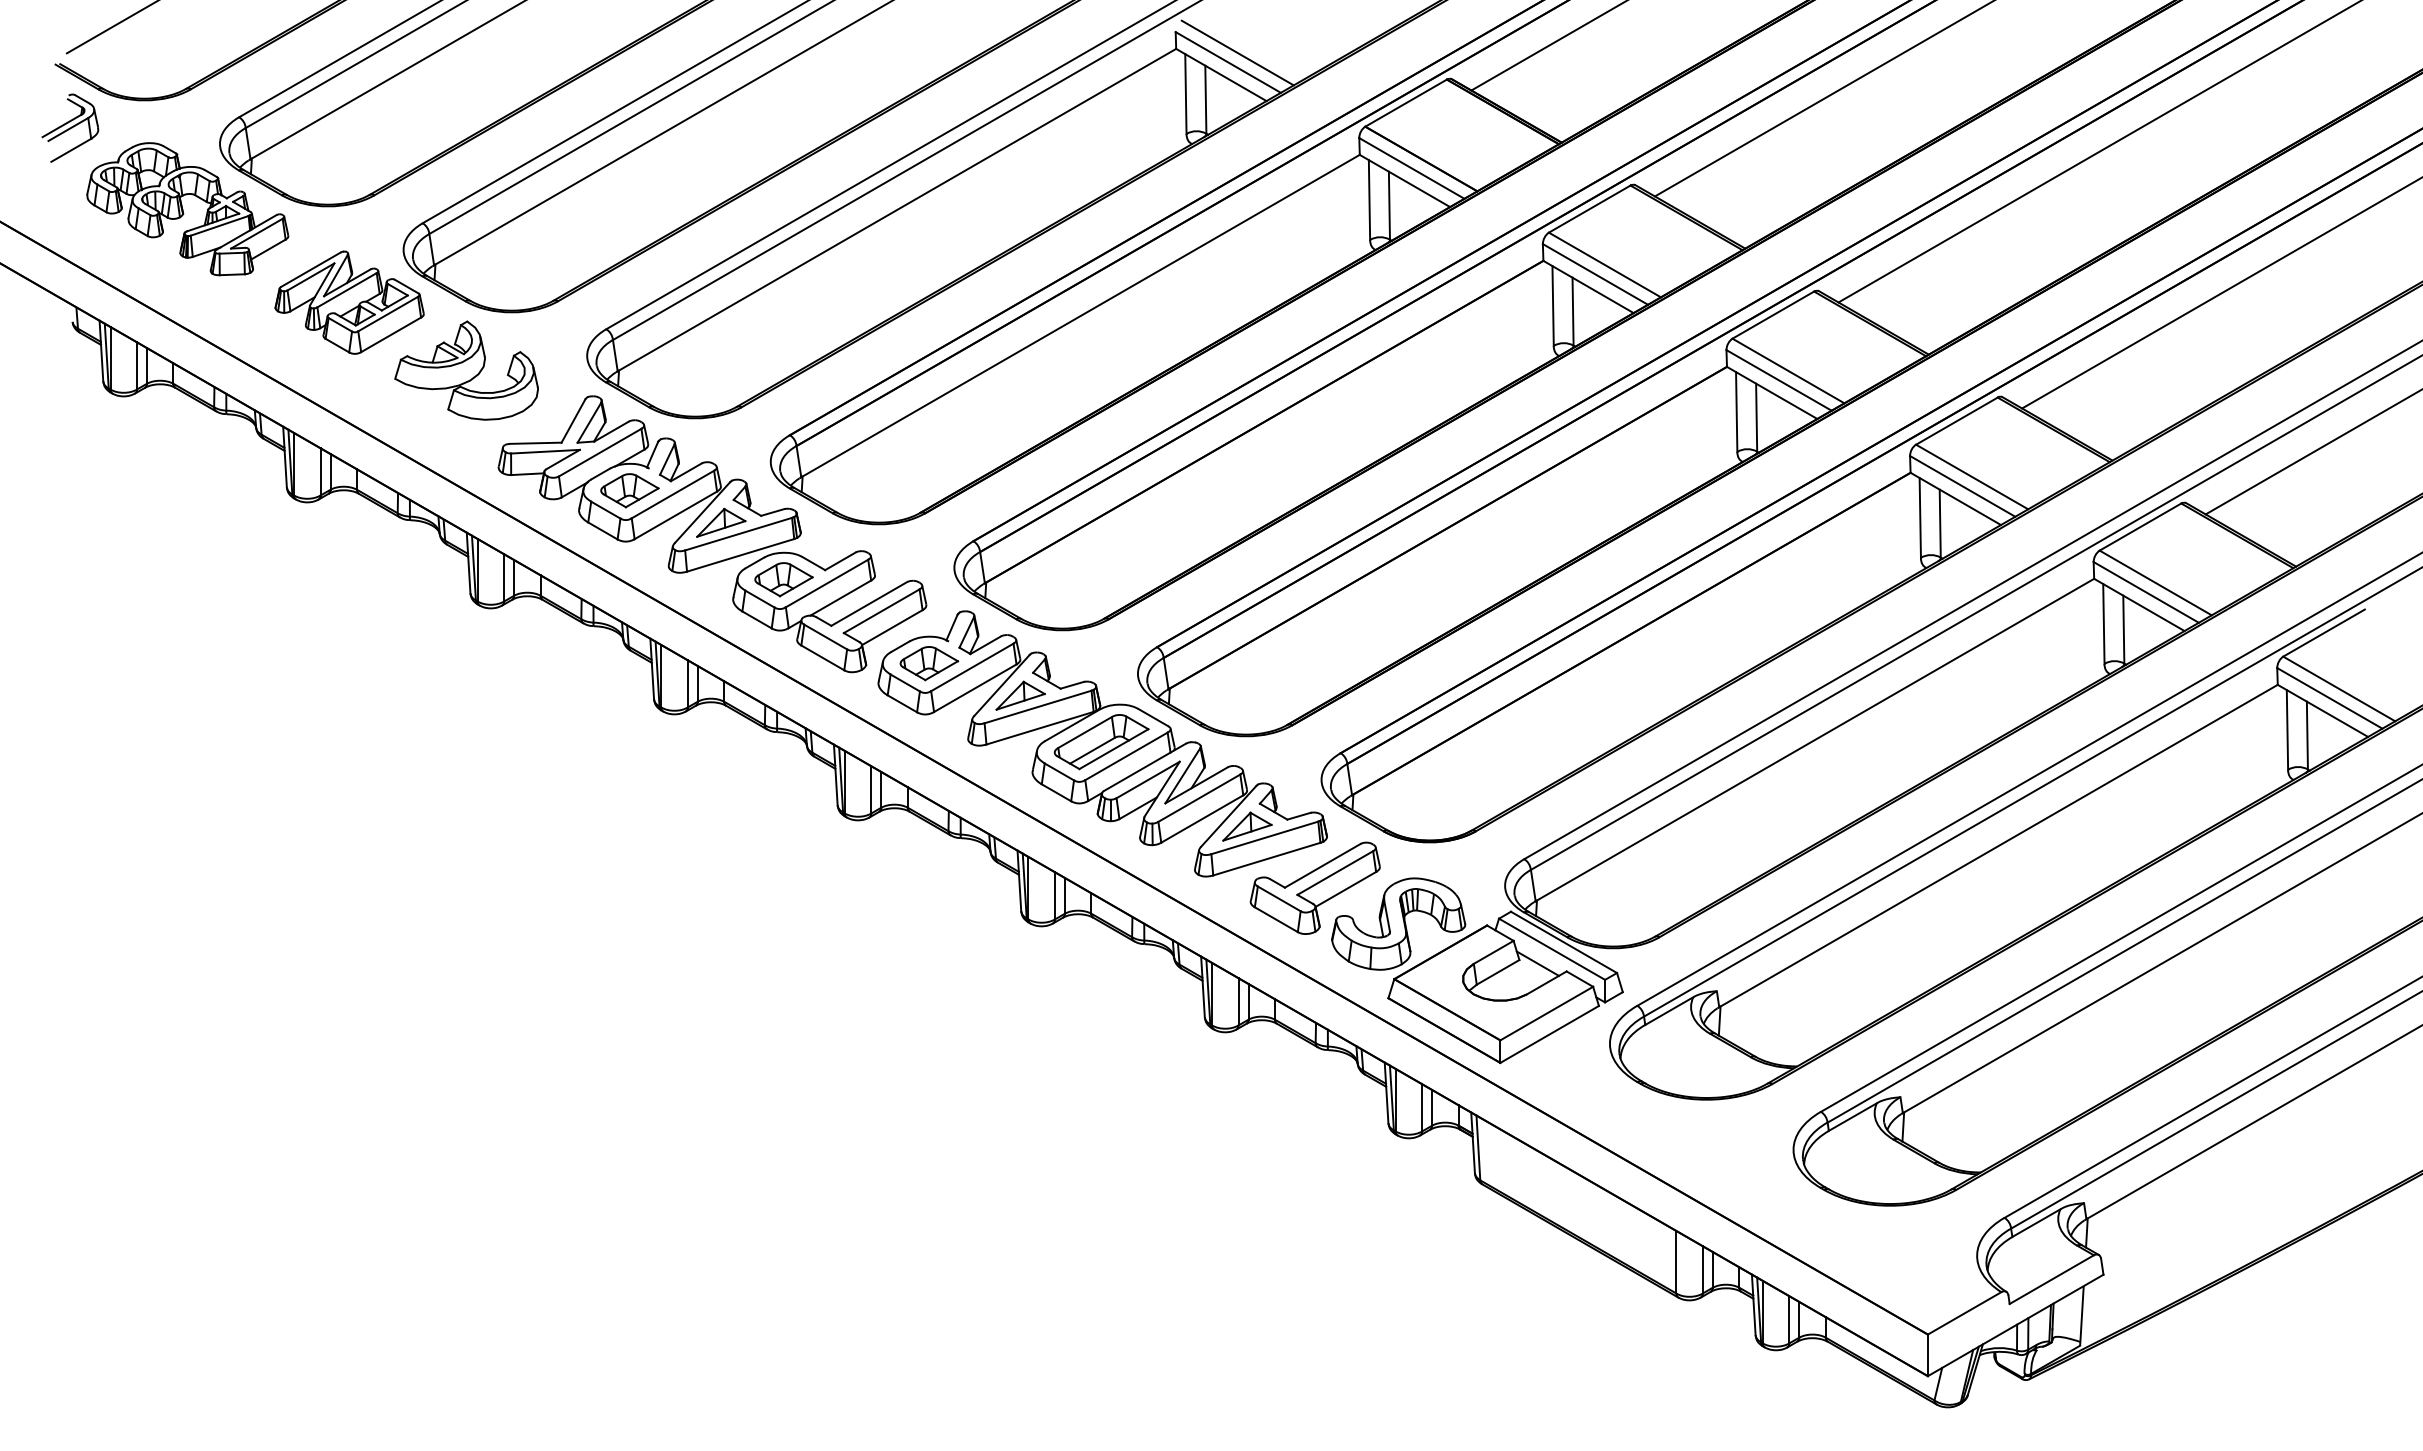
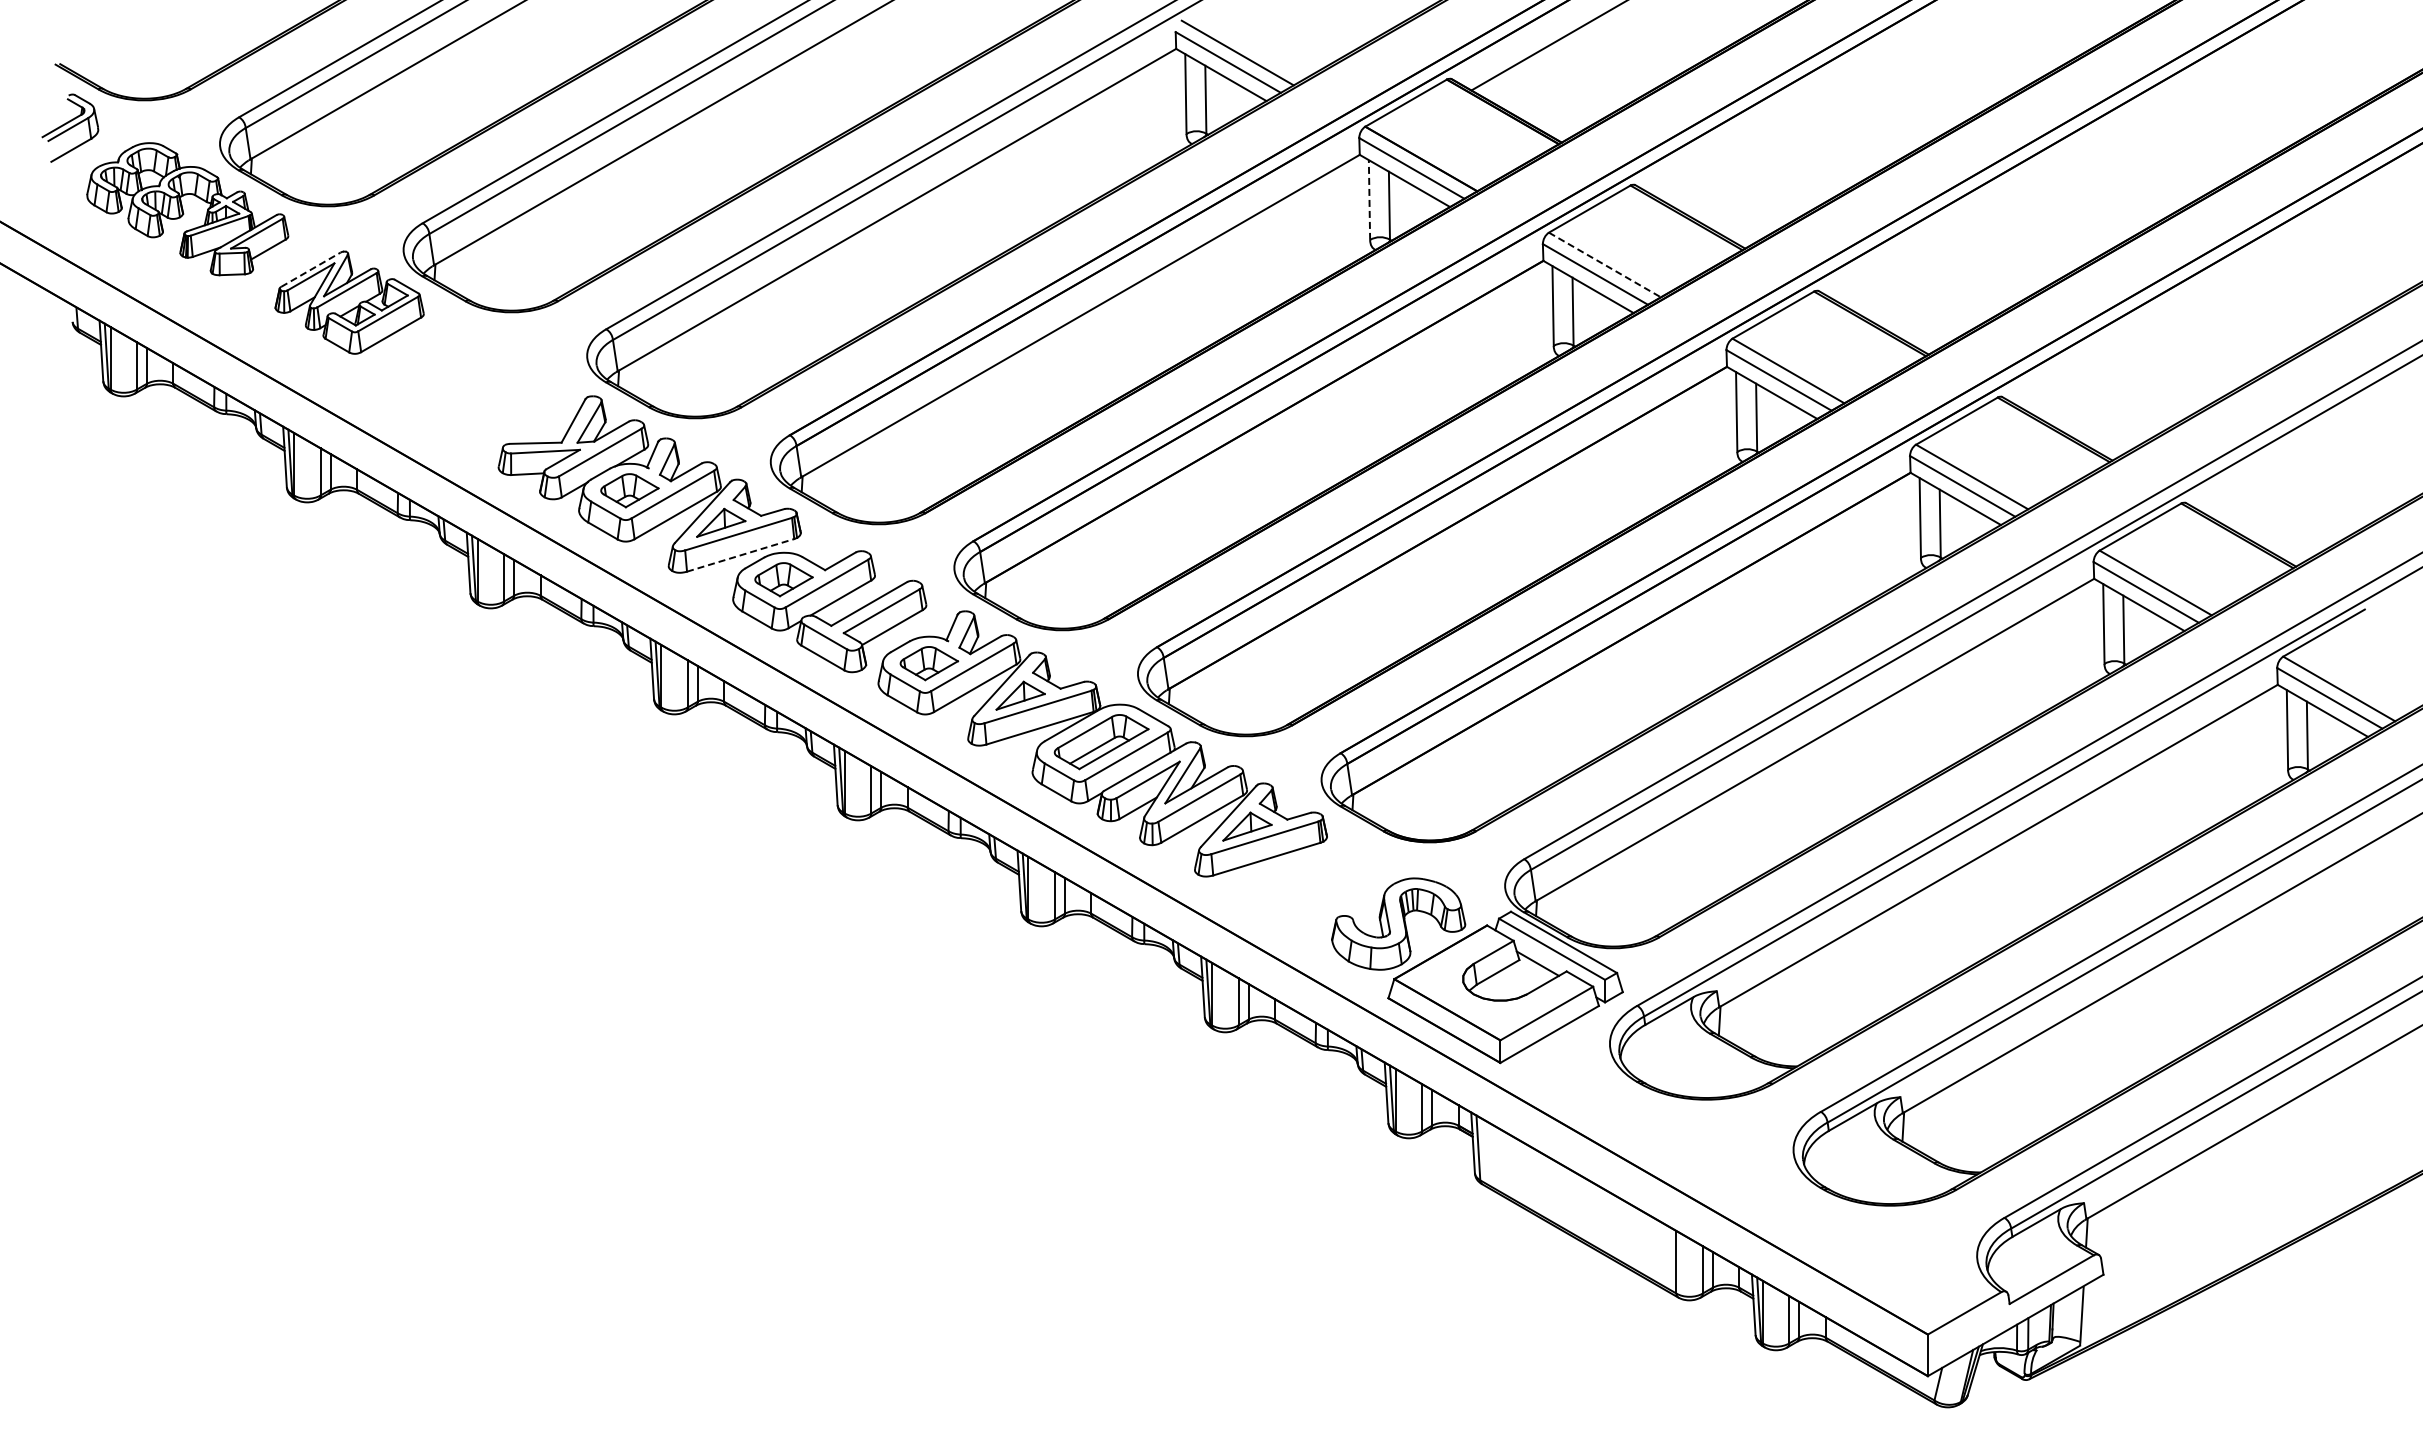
line: present -> none (110, 27)
line: present -> none (1822, 99)
line: present -> none (2098, 152)
line: solid -> dashed (1369, 200)
line: solid -> dashed (1604, 265)
line: solid -> dashed (311, 269)
line: present -> none (2220, 293)
part: present -> none (466, 370)
line: present -> none (2312, 452)
line: solid -> dashed (741, 555)
part: present -> none (1314, 887)
